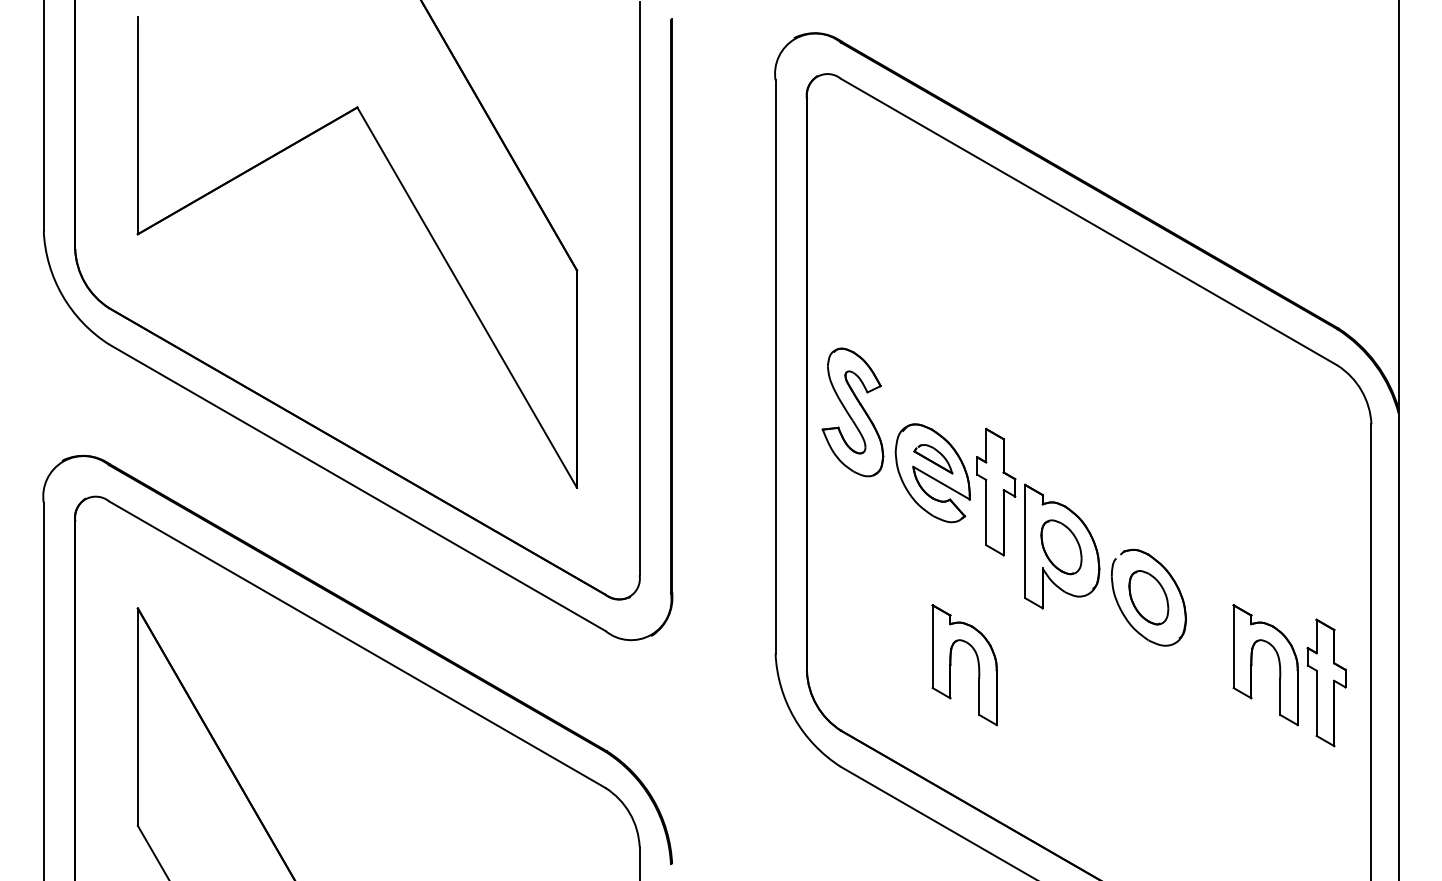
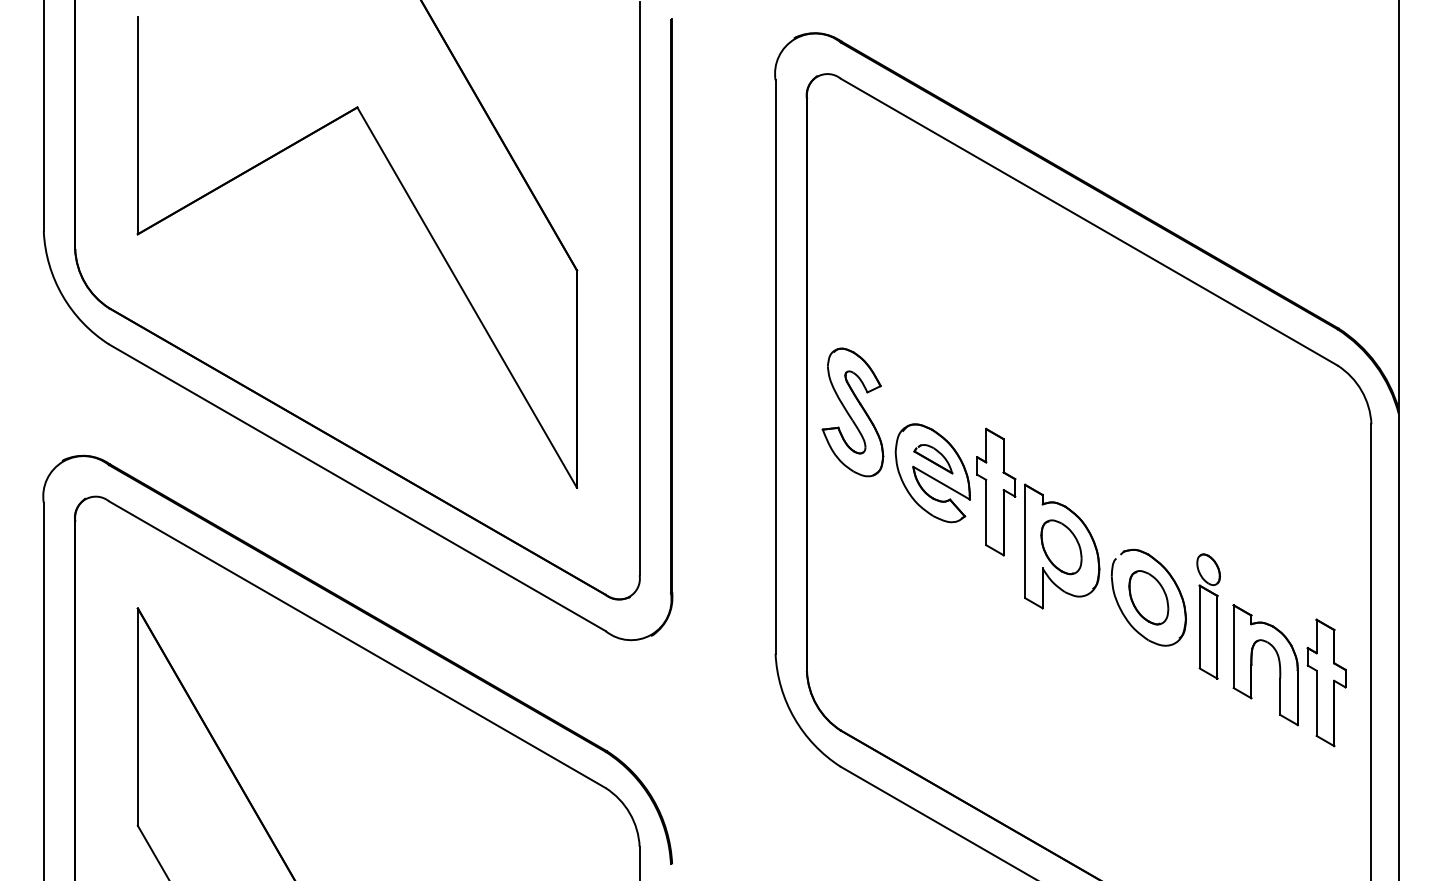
part: none -> present (1208, 616)
part: present -> none (951, 665)
